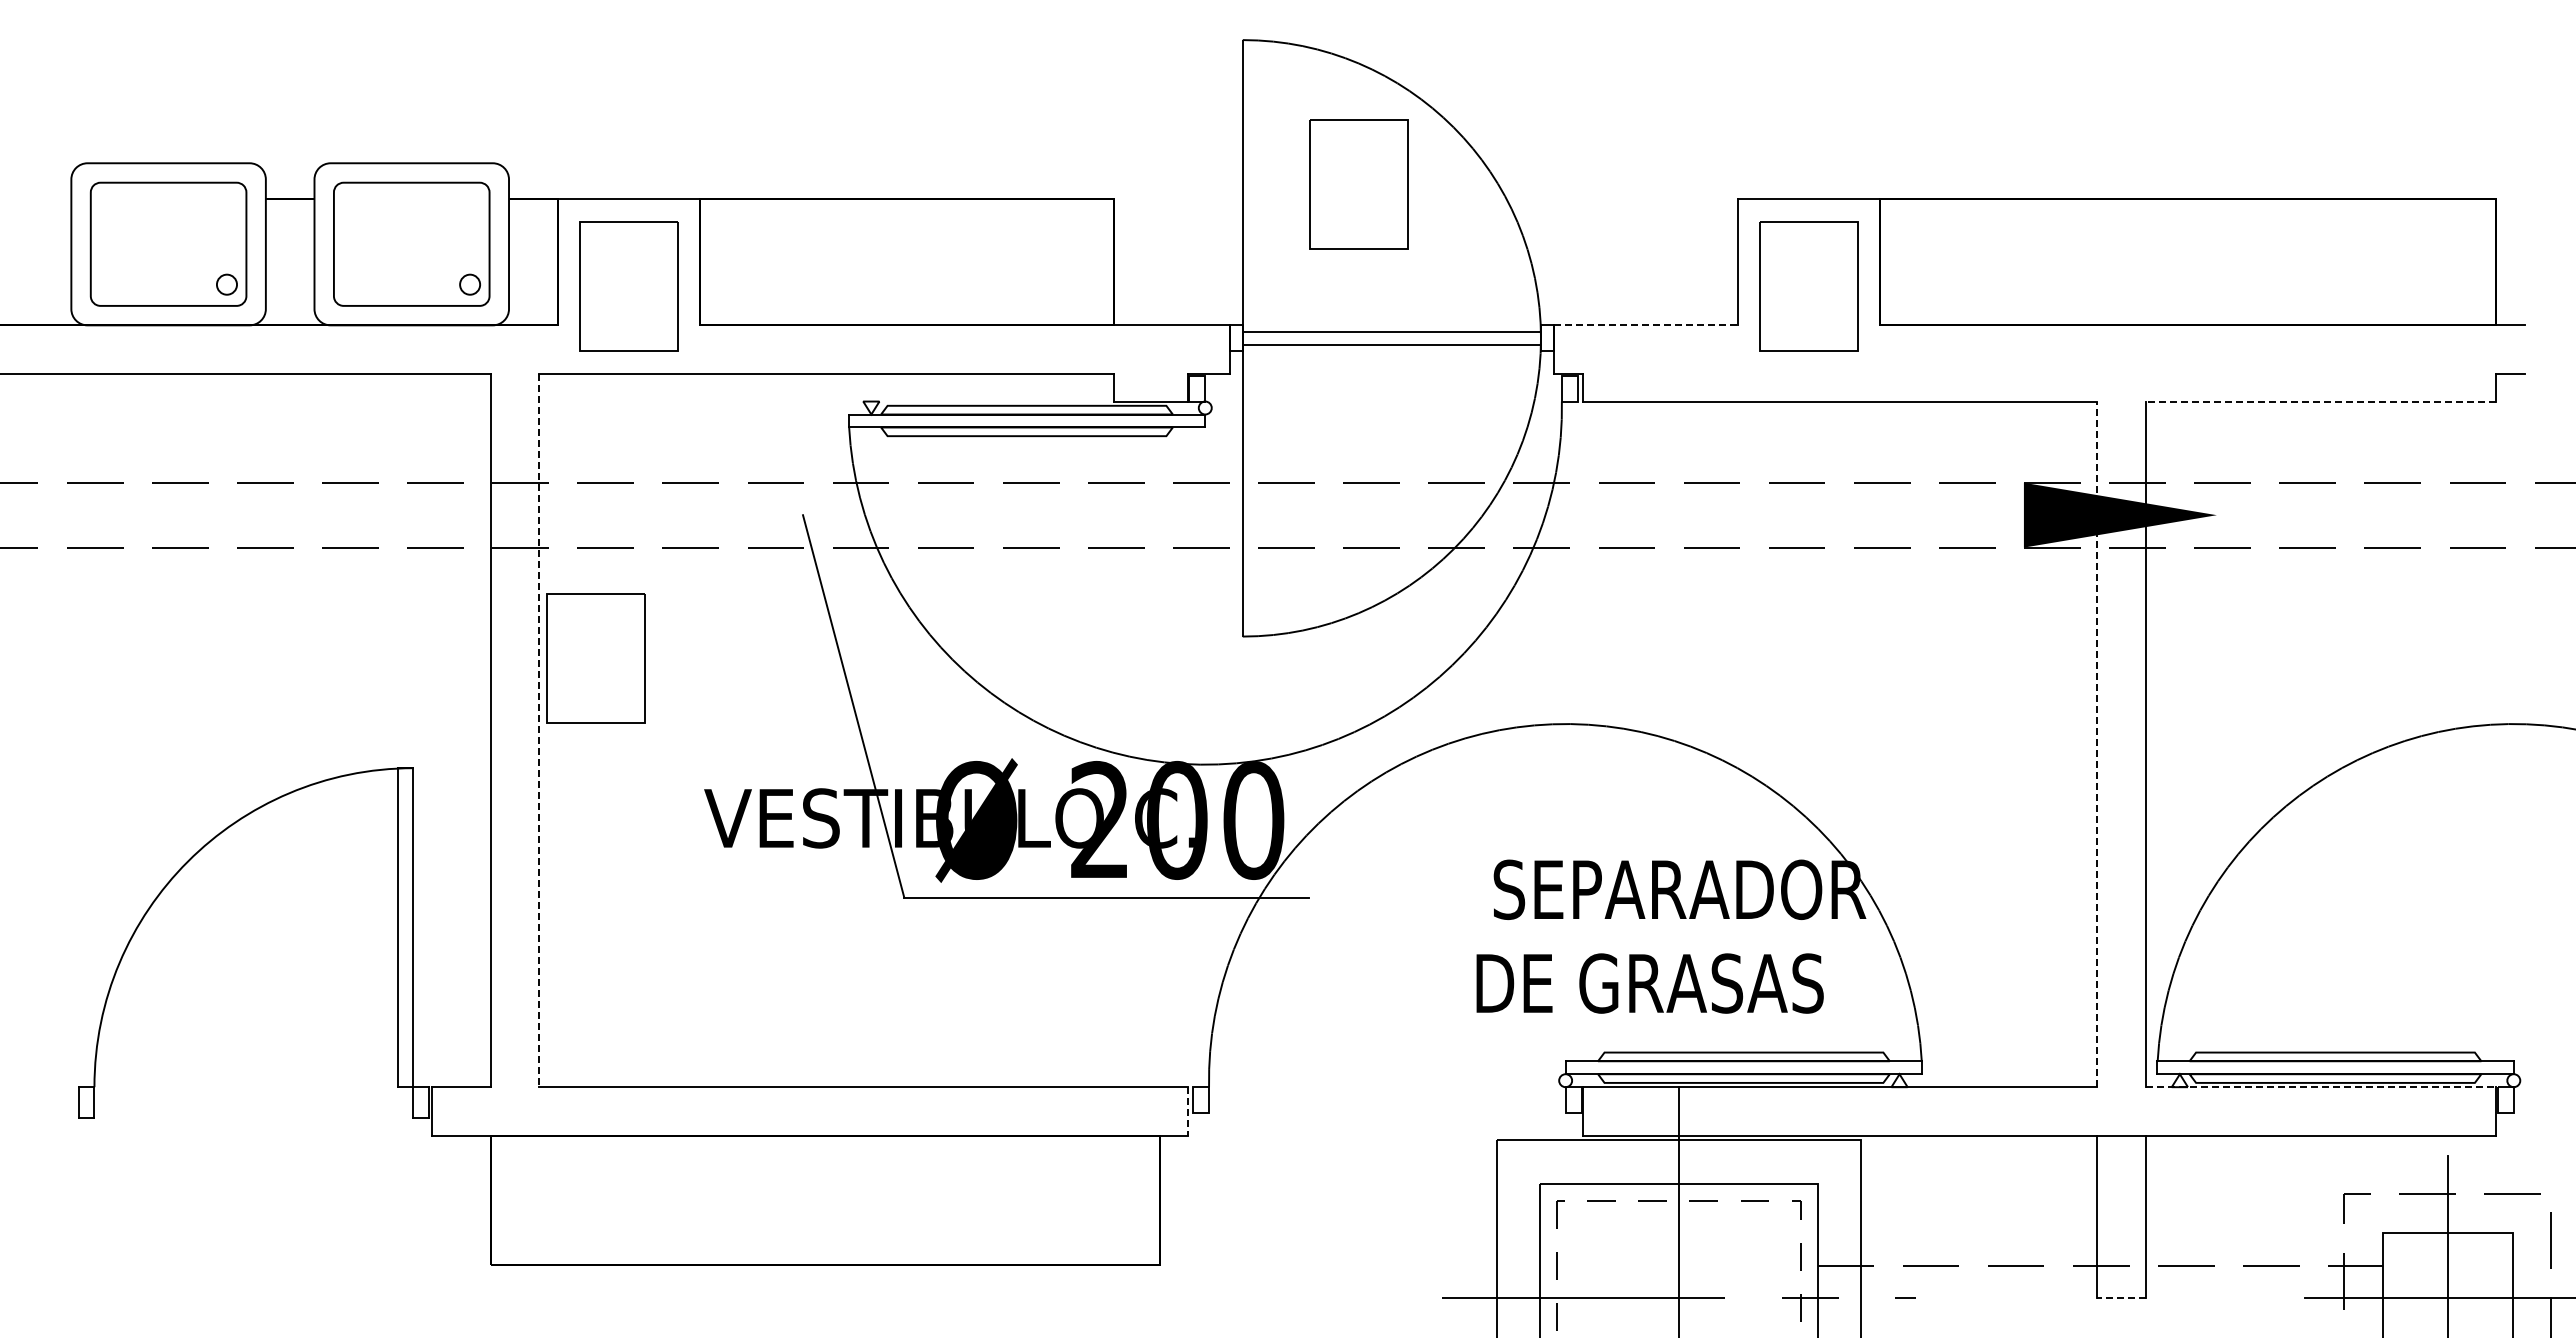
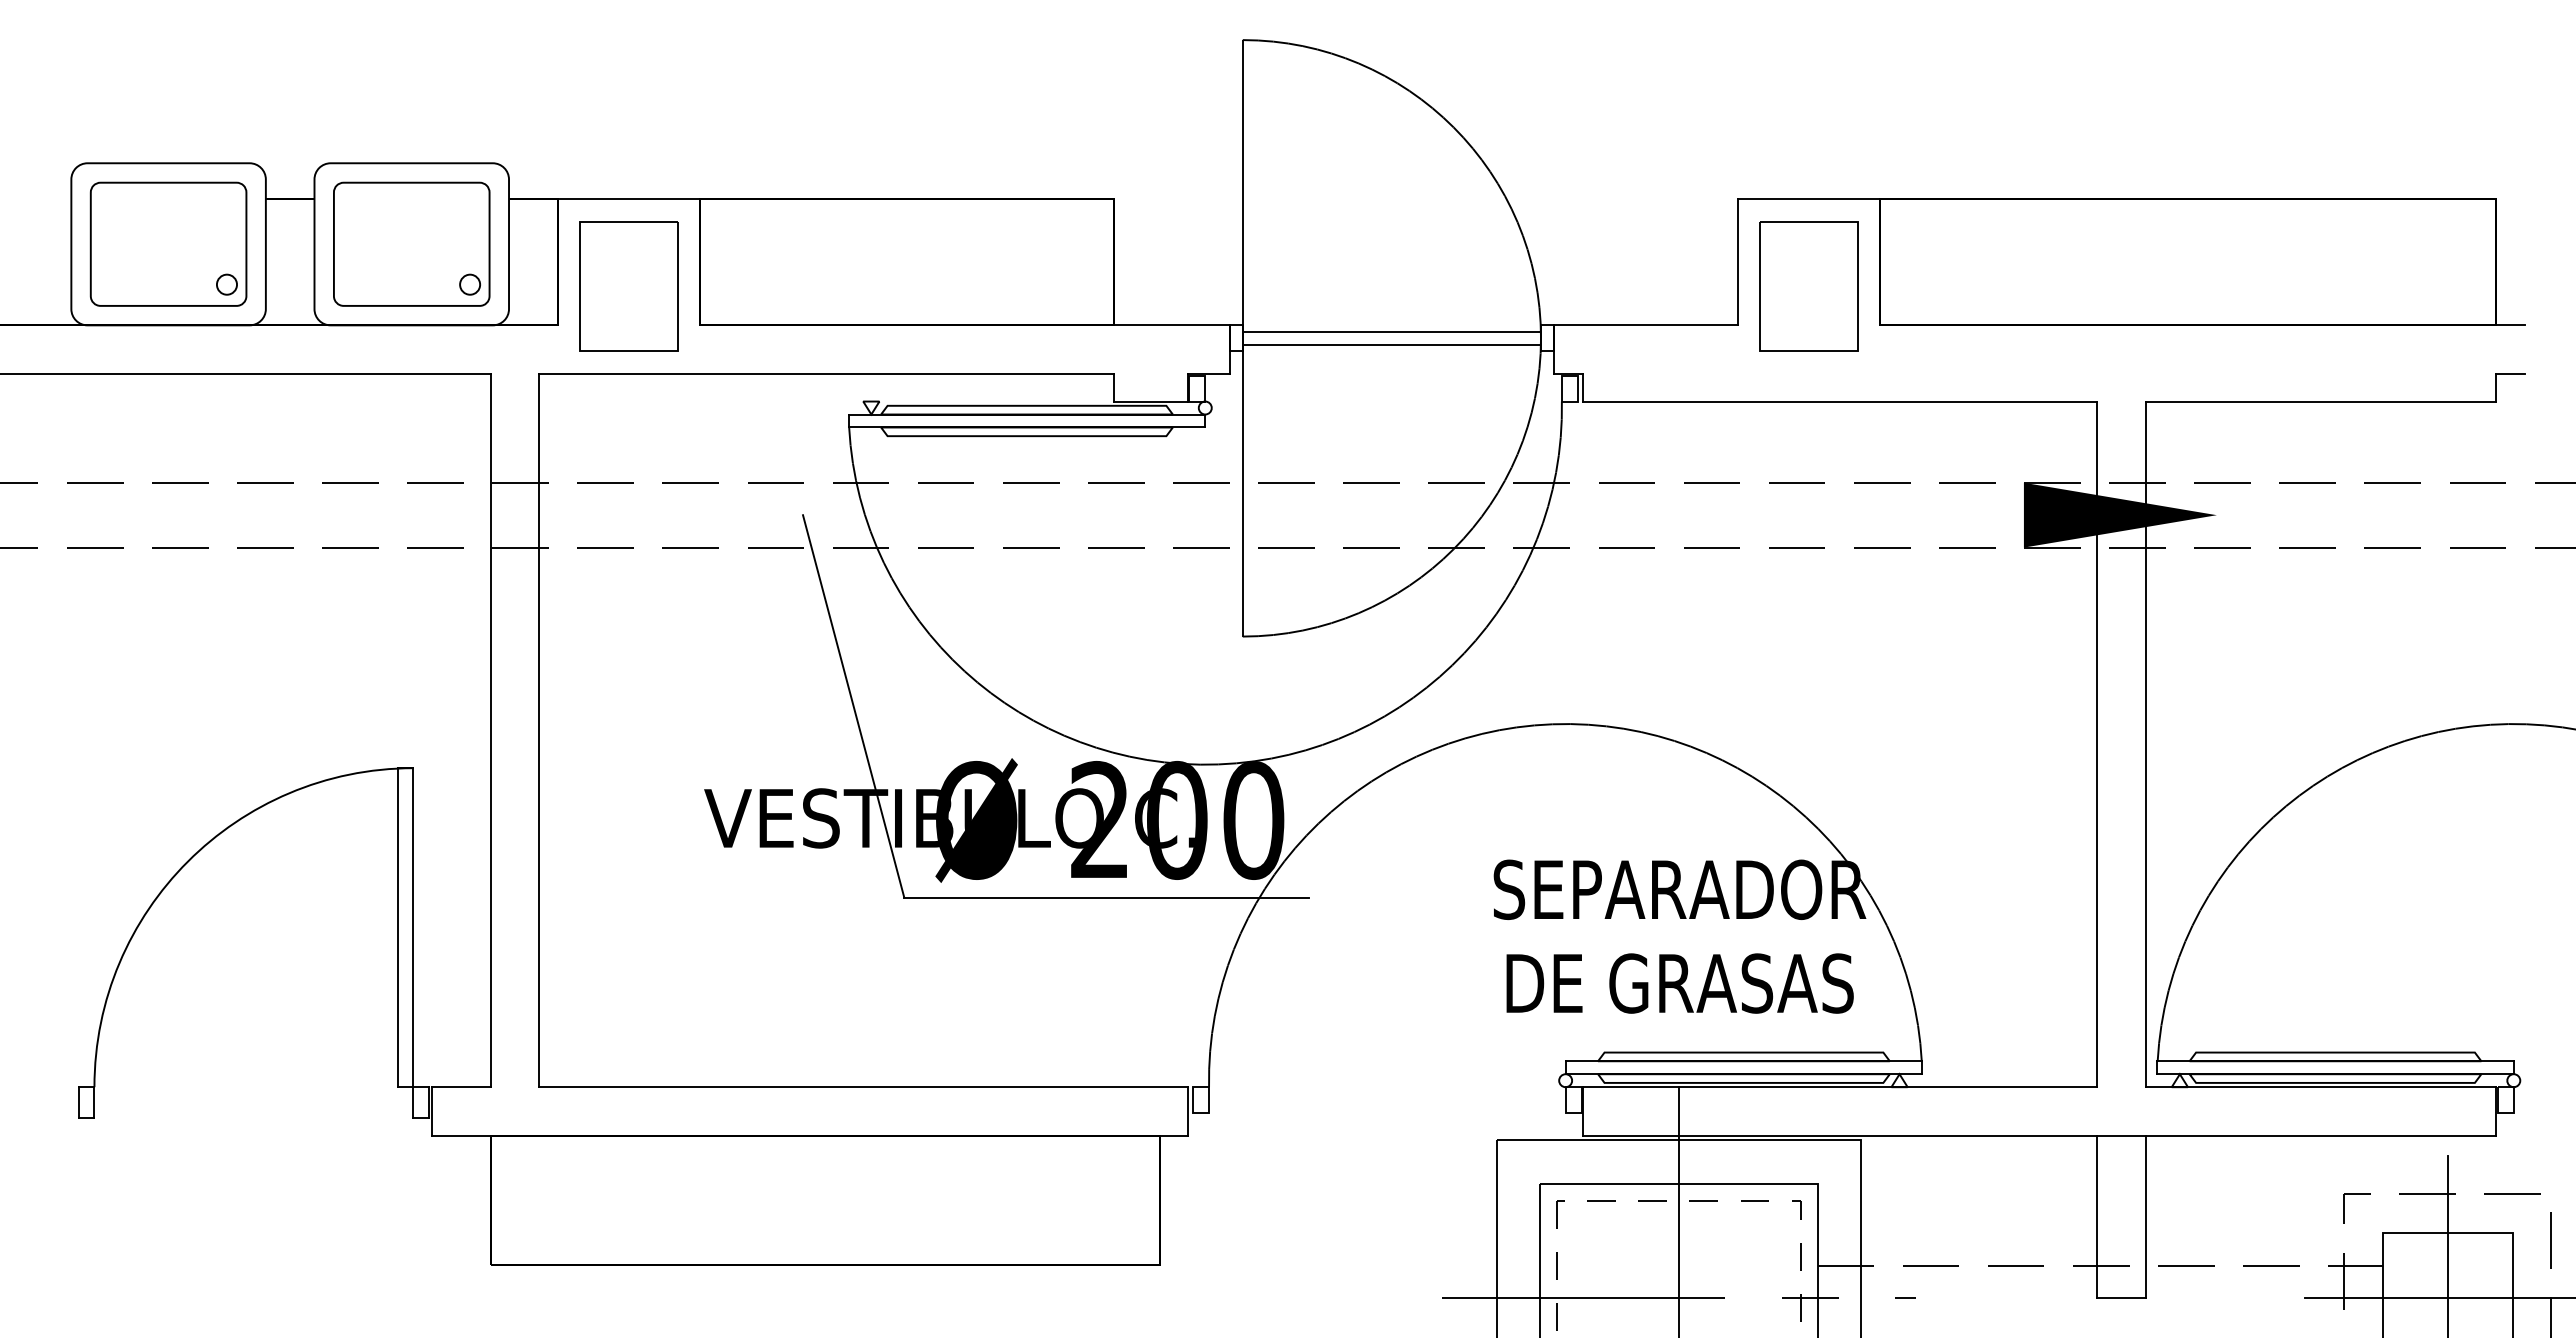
part: present -> none (1358, 184)
line: dashed -> solid (1645, 325)
line: dashed -> solid (2320, 401)
part: present -> none (595, 658)
line: dashed -> solid (539, 730)
line: dashed -> solid (2097, 744)
text position: (1649, 983) -> (1679, 983) (1679, 983)
line: dashed -> solid (2321, 1087)
line: dashed -> solid (1187, 1112)
line: dashed -> solid (2121, 1297)
